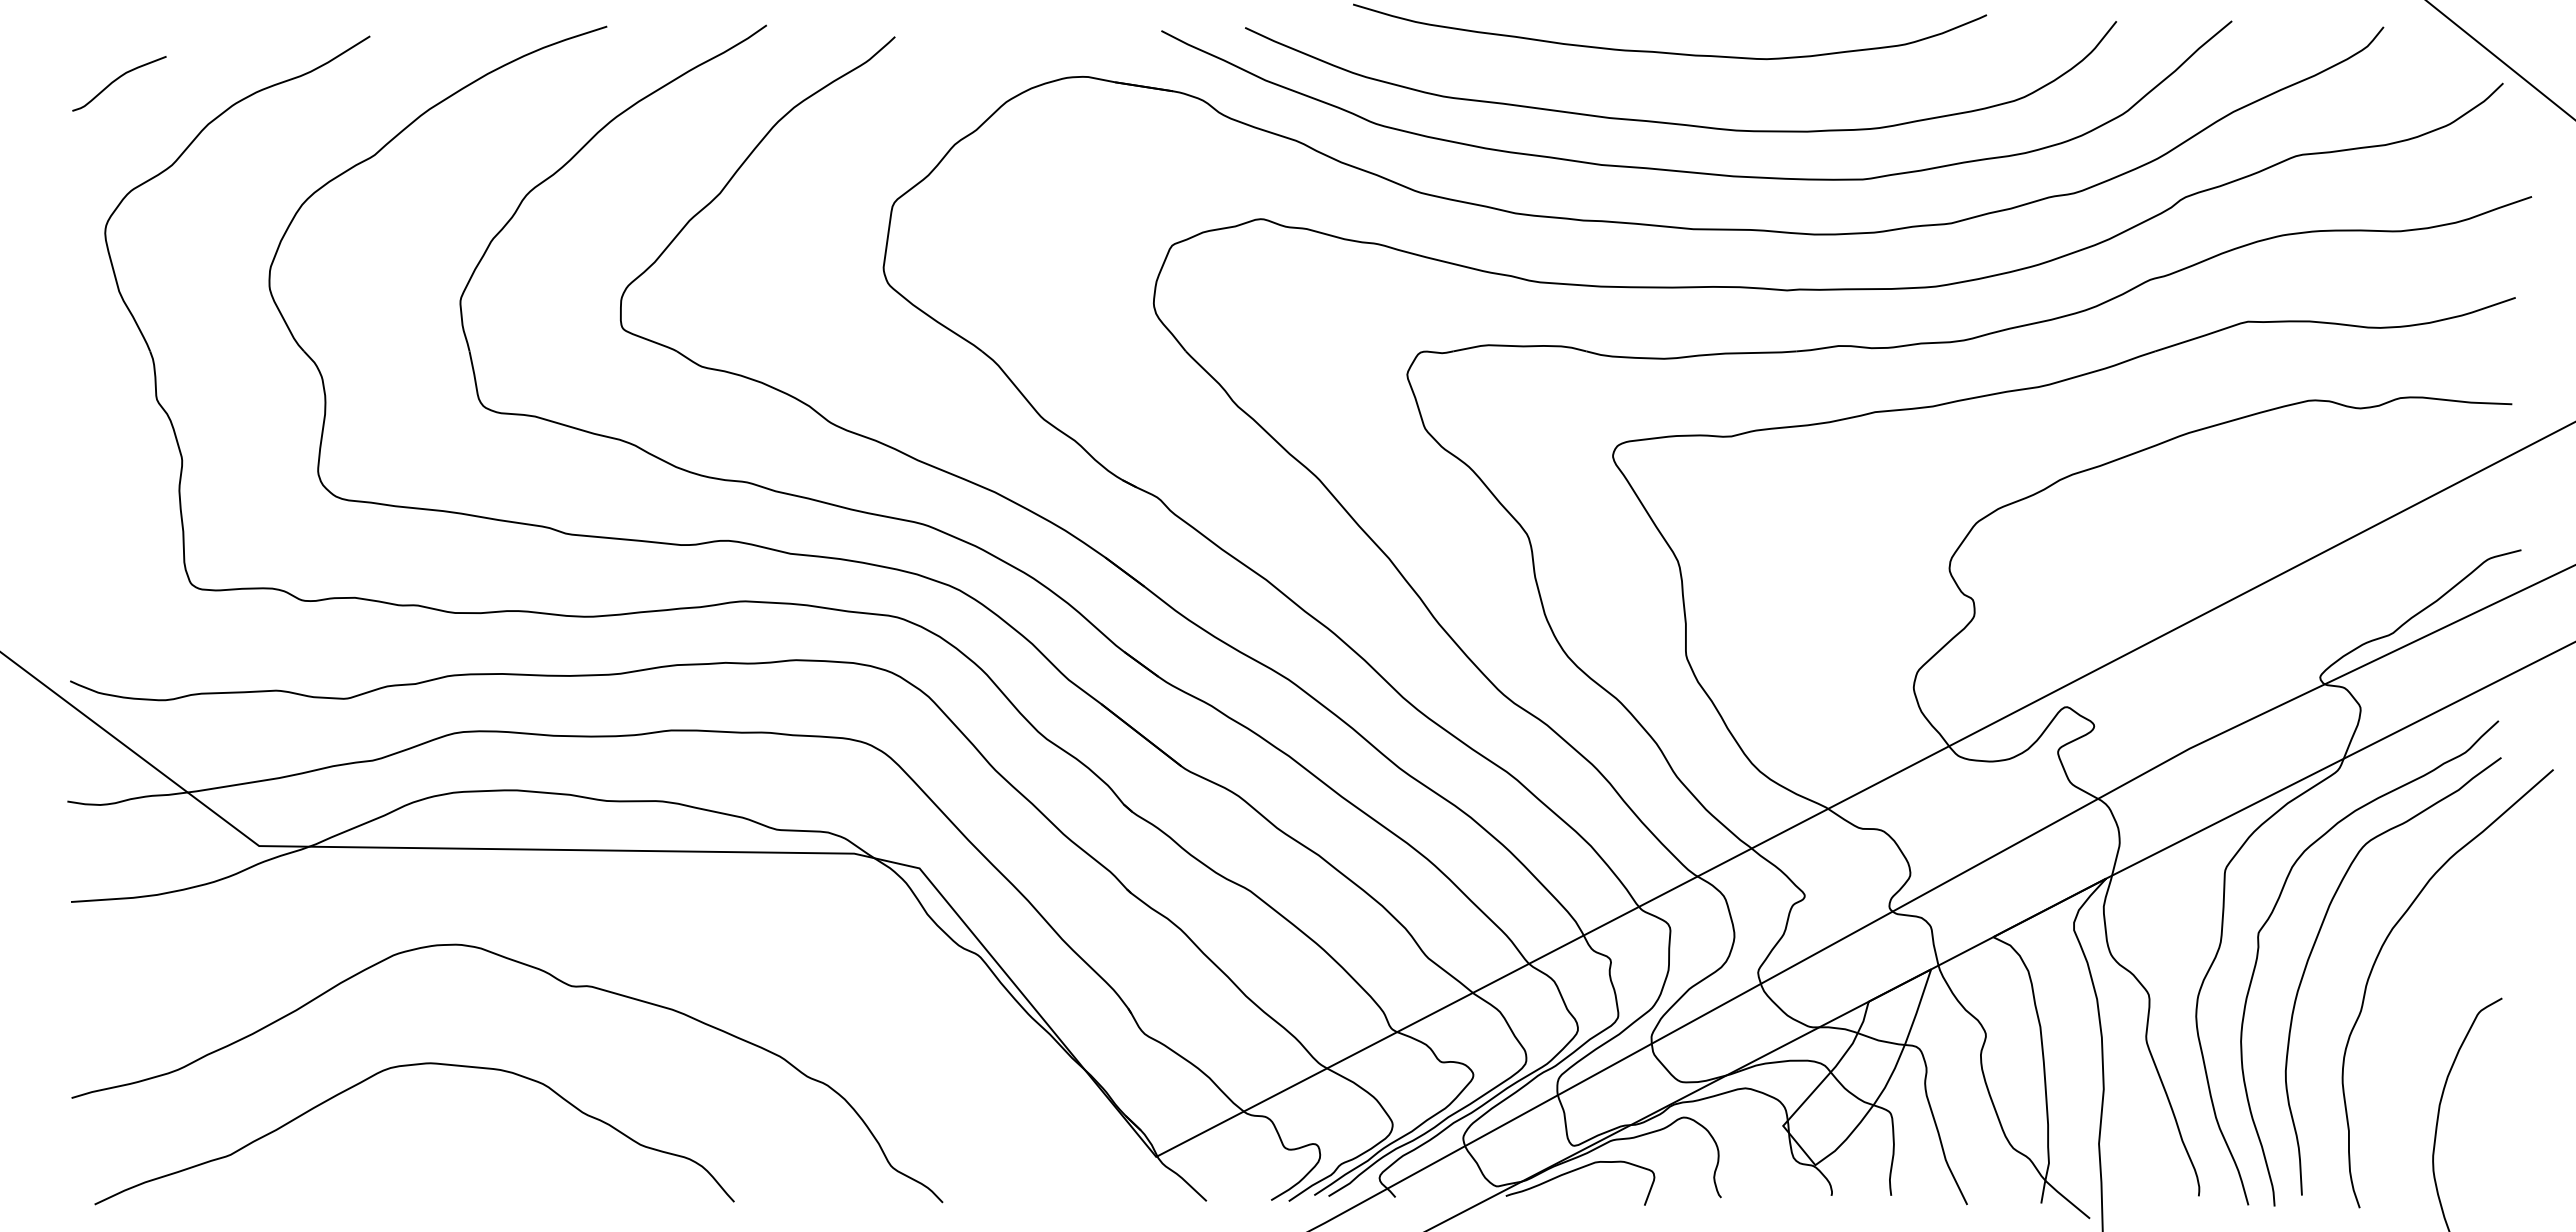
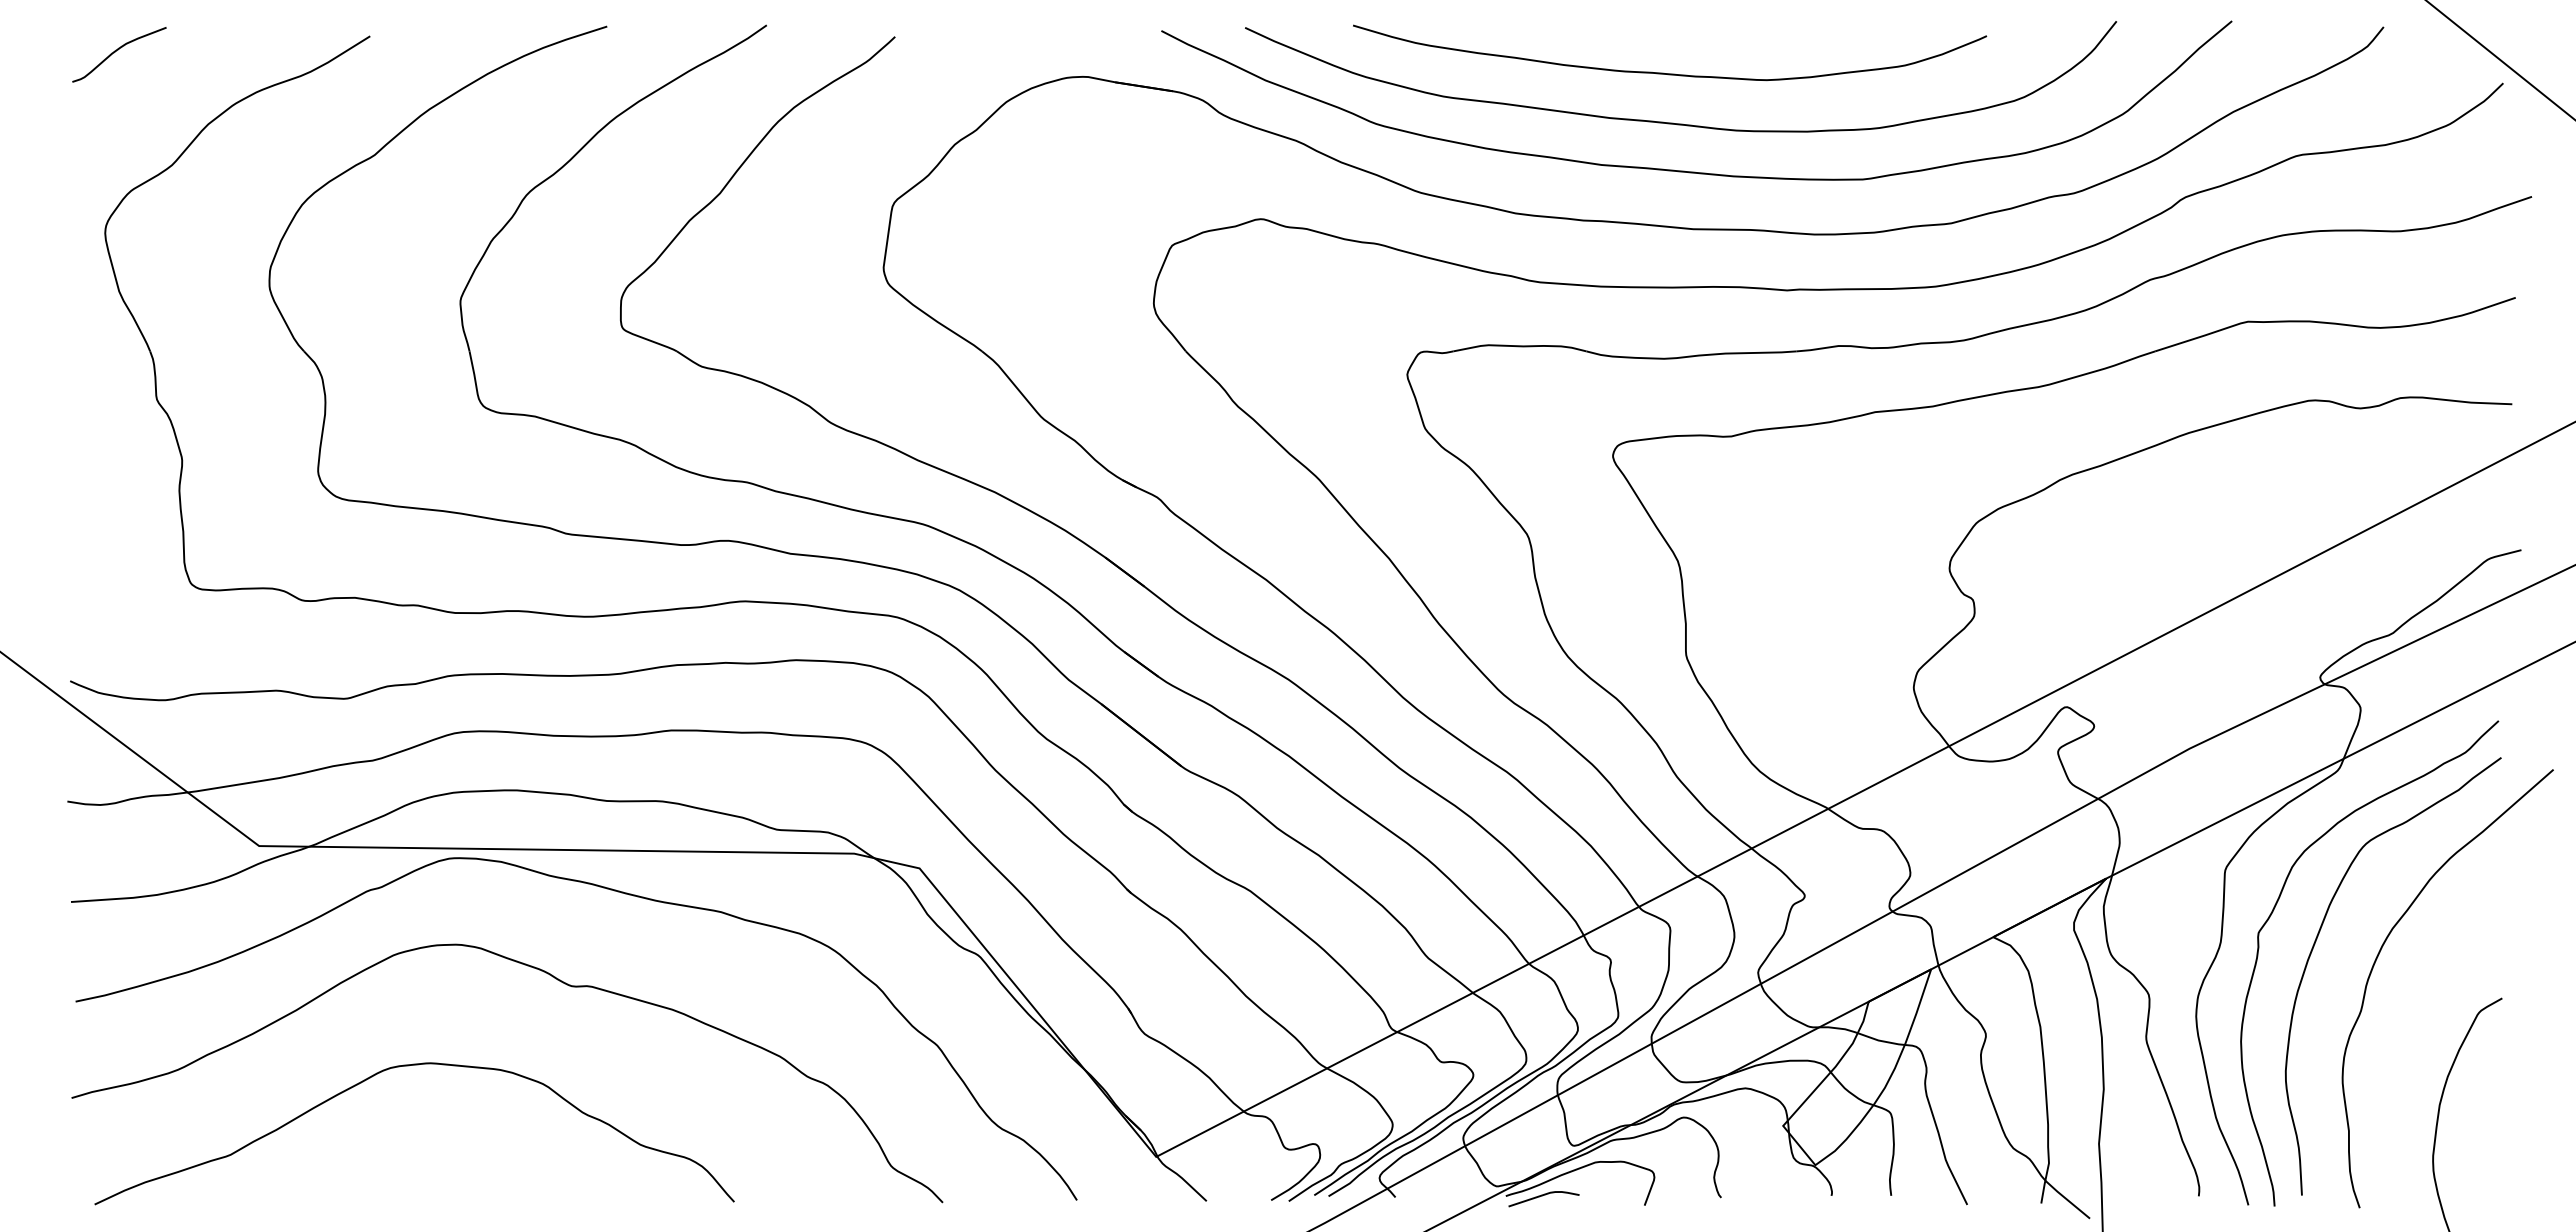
curve position: (1670, 52) -> (1670, 73) (1670, 73)
curve position: (118, 79) -> (118, 50) (118, 50)
curve: none -> present (617, 892)
curve: none -> present (1542, 1196)
